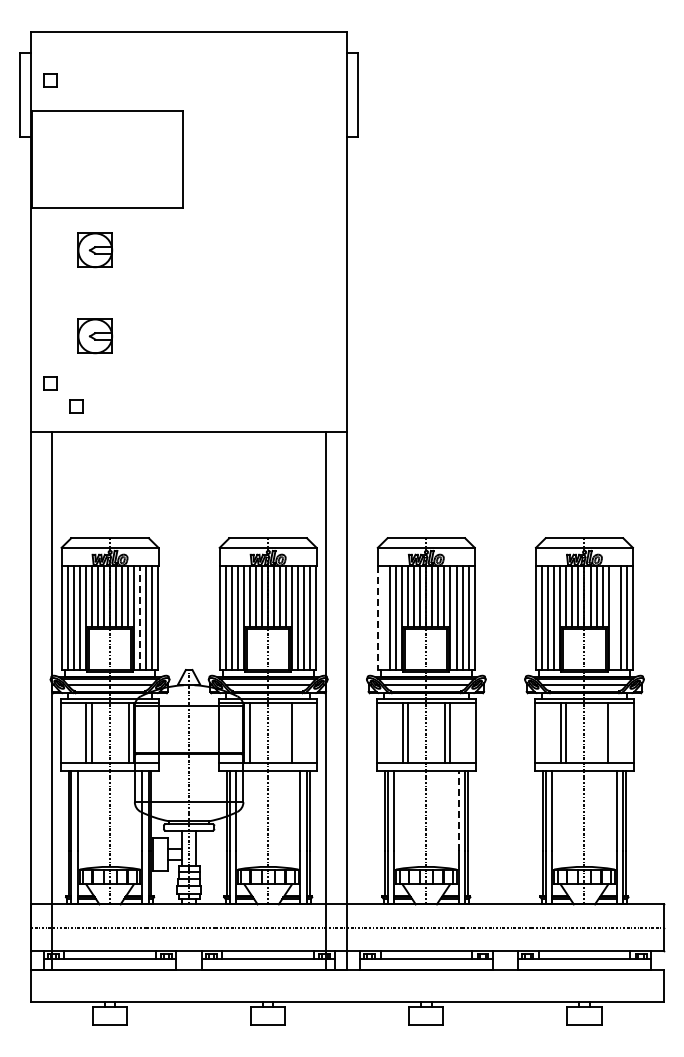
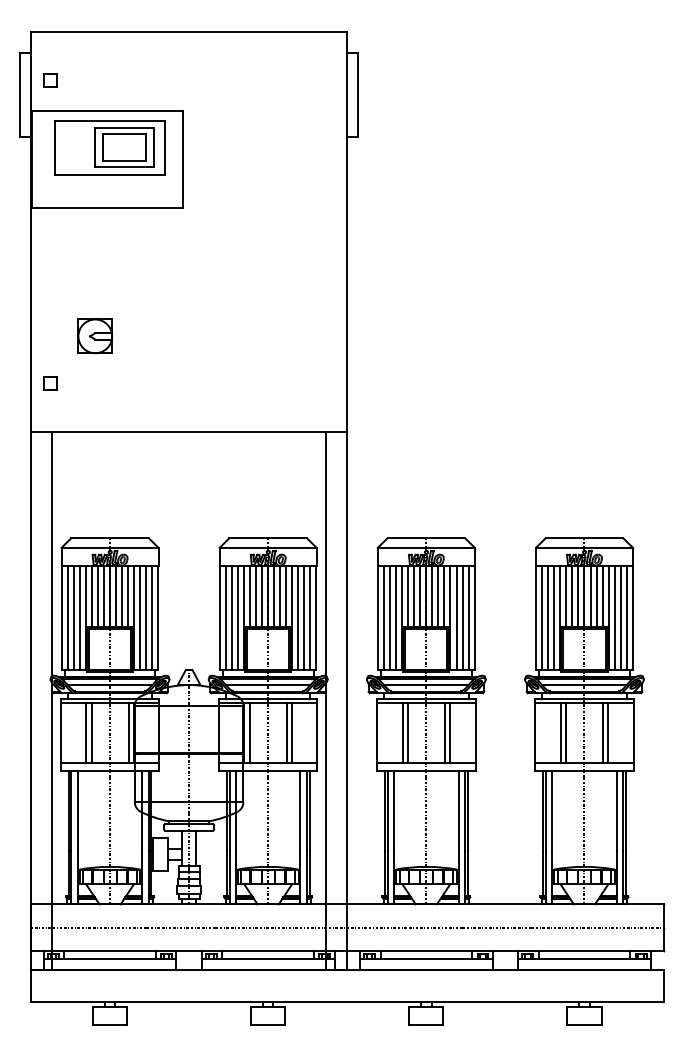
part: none -> present (109, 147)
part: present -> none (95, 250)
part: present -> none (76, 406)
line: dashed -> solid (140, 617)
line: dashed -> solid (378, 618)
line: none -> present (384, 618)
line: none -> present (614, 618)
line: none -> present (286, 732)
line: none -> present (602, 732)
line: dashed -> solid (458, 810)
